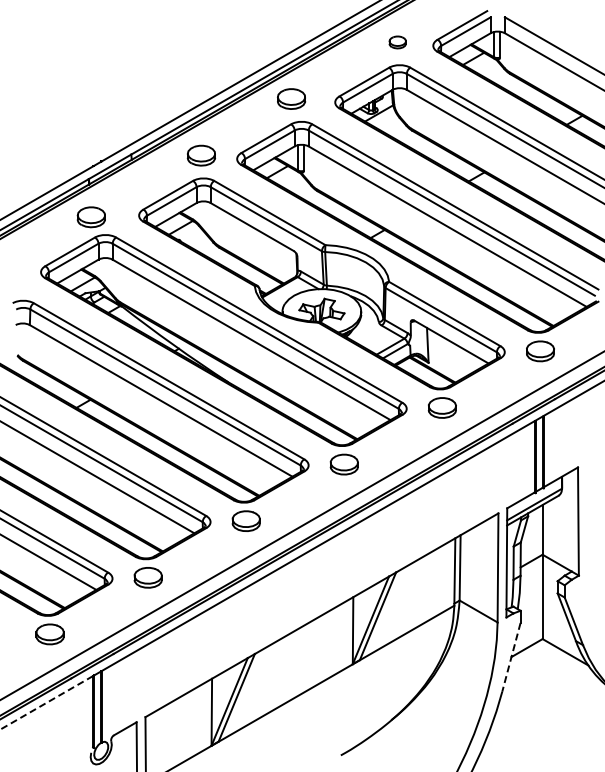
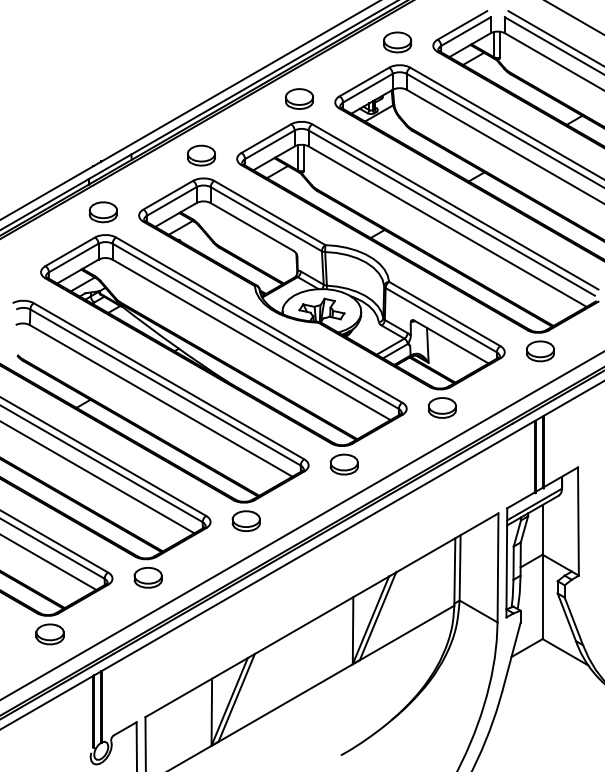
line: none -> present (574, 17)
line: none -> present (554, 37)
part size: 19x15 px -> 30x23 px (397, 42)
part position: (291, 98) -> (299, 98) (299, 98)
part position: (90, 217) -> (102, 212) (102, 212)
line: dashed -> solid (511, 657)
line: dashed -> solid (46, 702)
